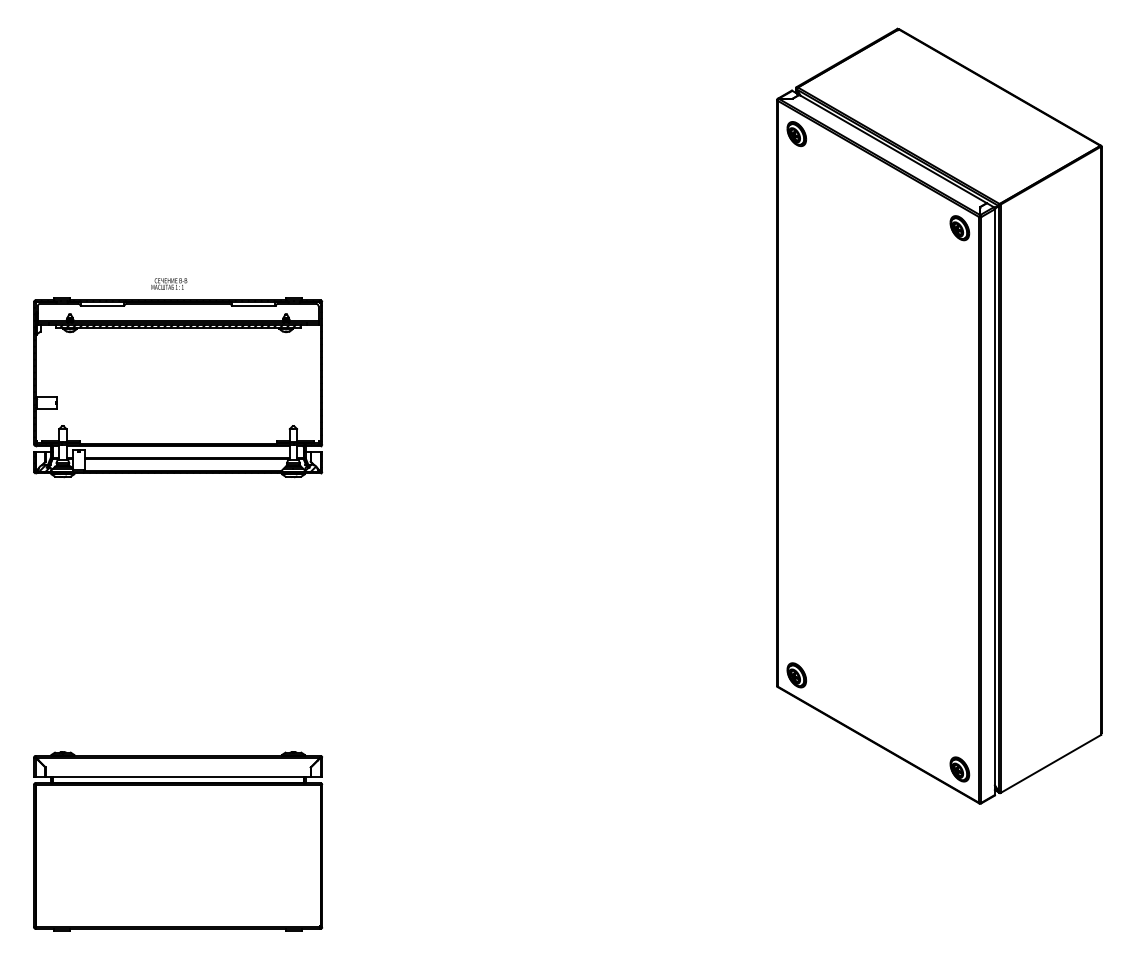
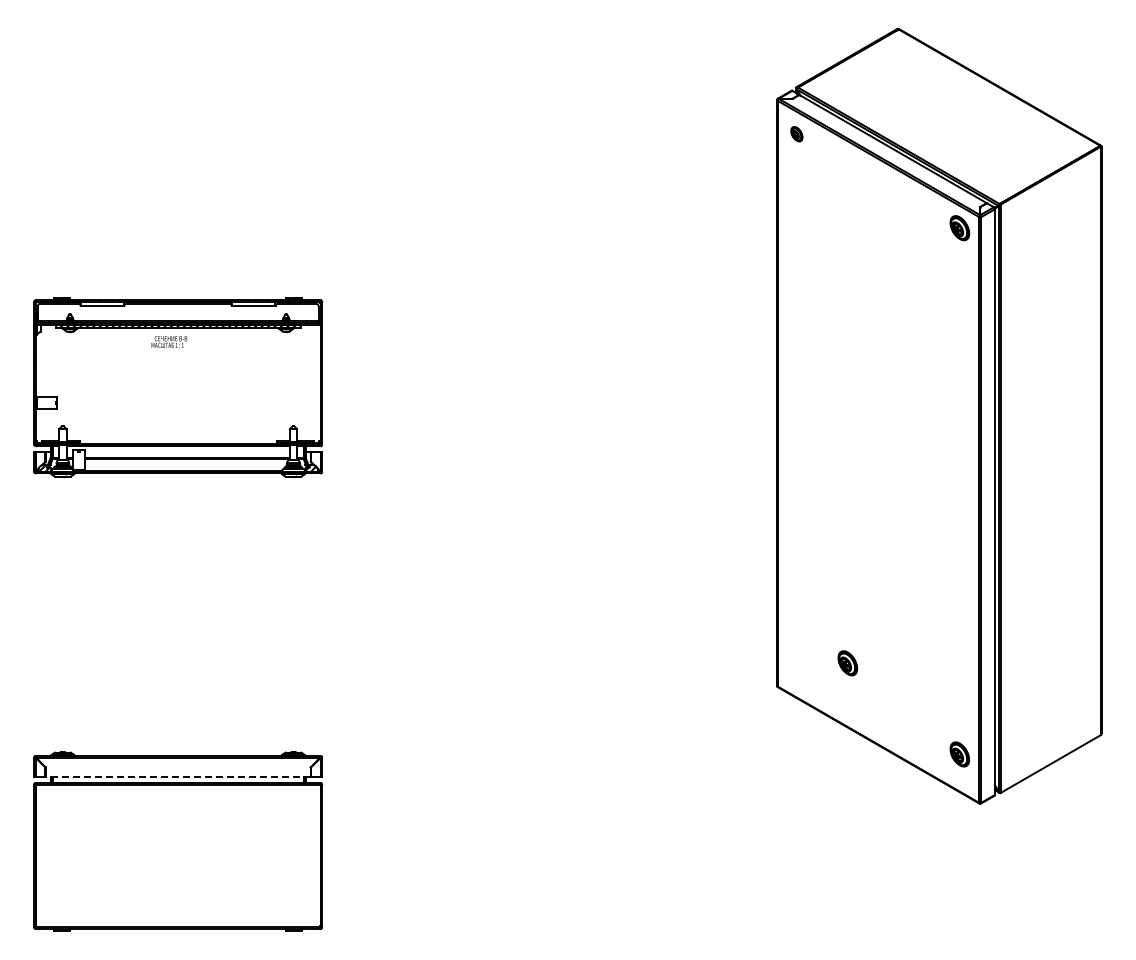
part size: 22x27 px -> 14x17 px (796, 134)
text position: (169, 283) -> (169, 341) (169, 341)
part position: (796, 675) -> (847, 663) (847, 663)
part position: (959, 769) -> (959, 754) (959, 754)
line: solid -> dashed (178, 776)
